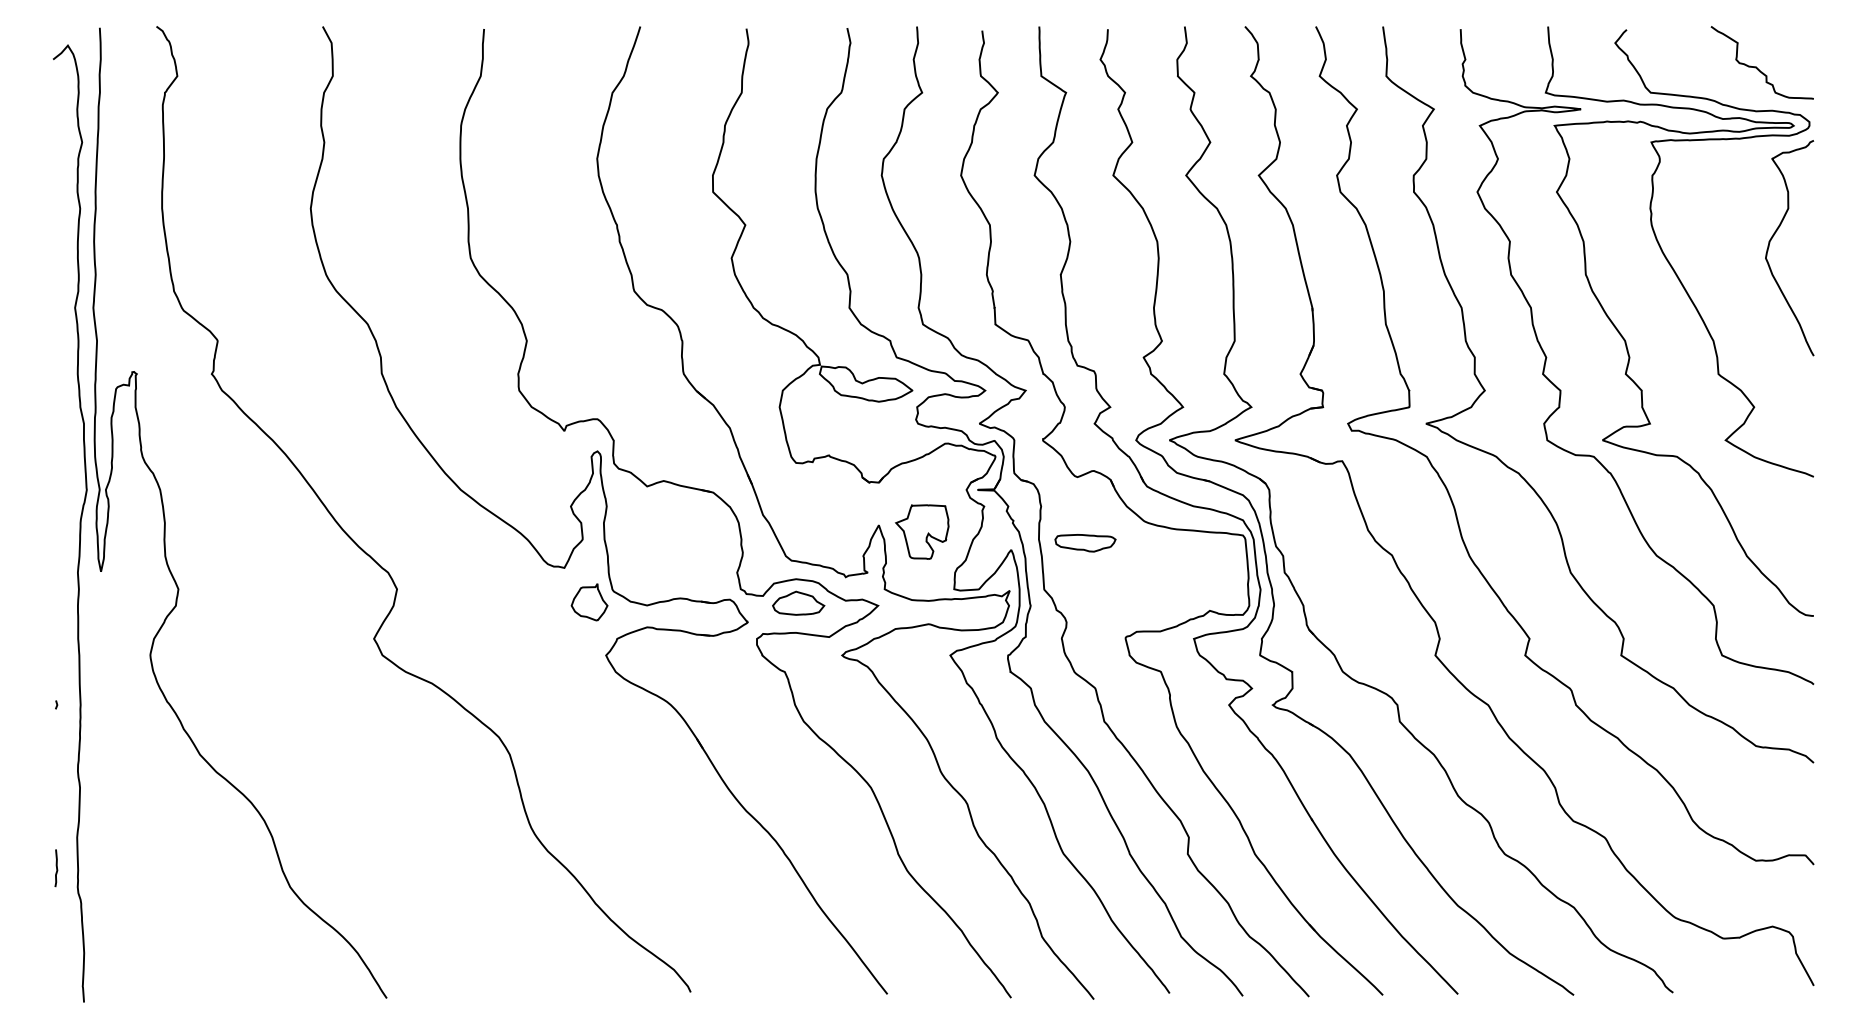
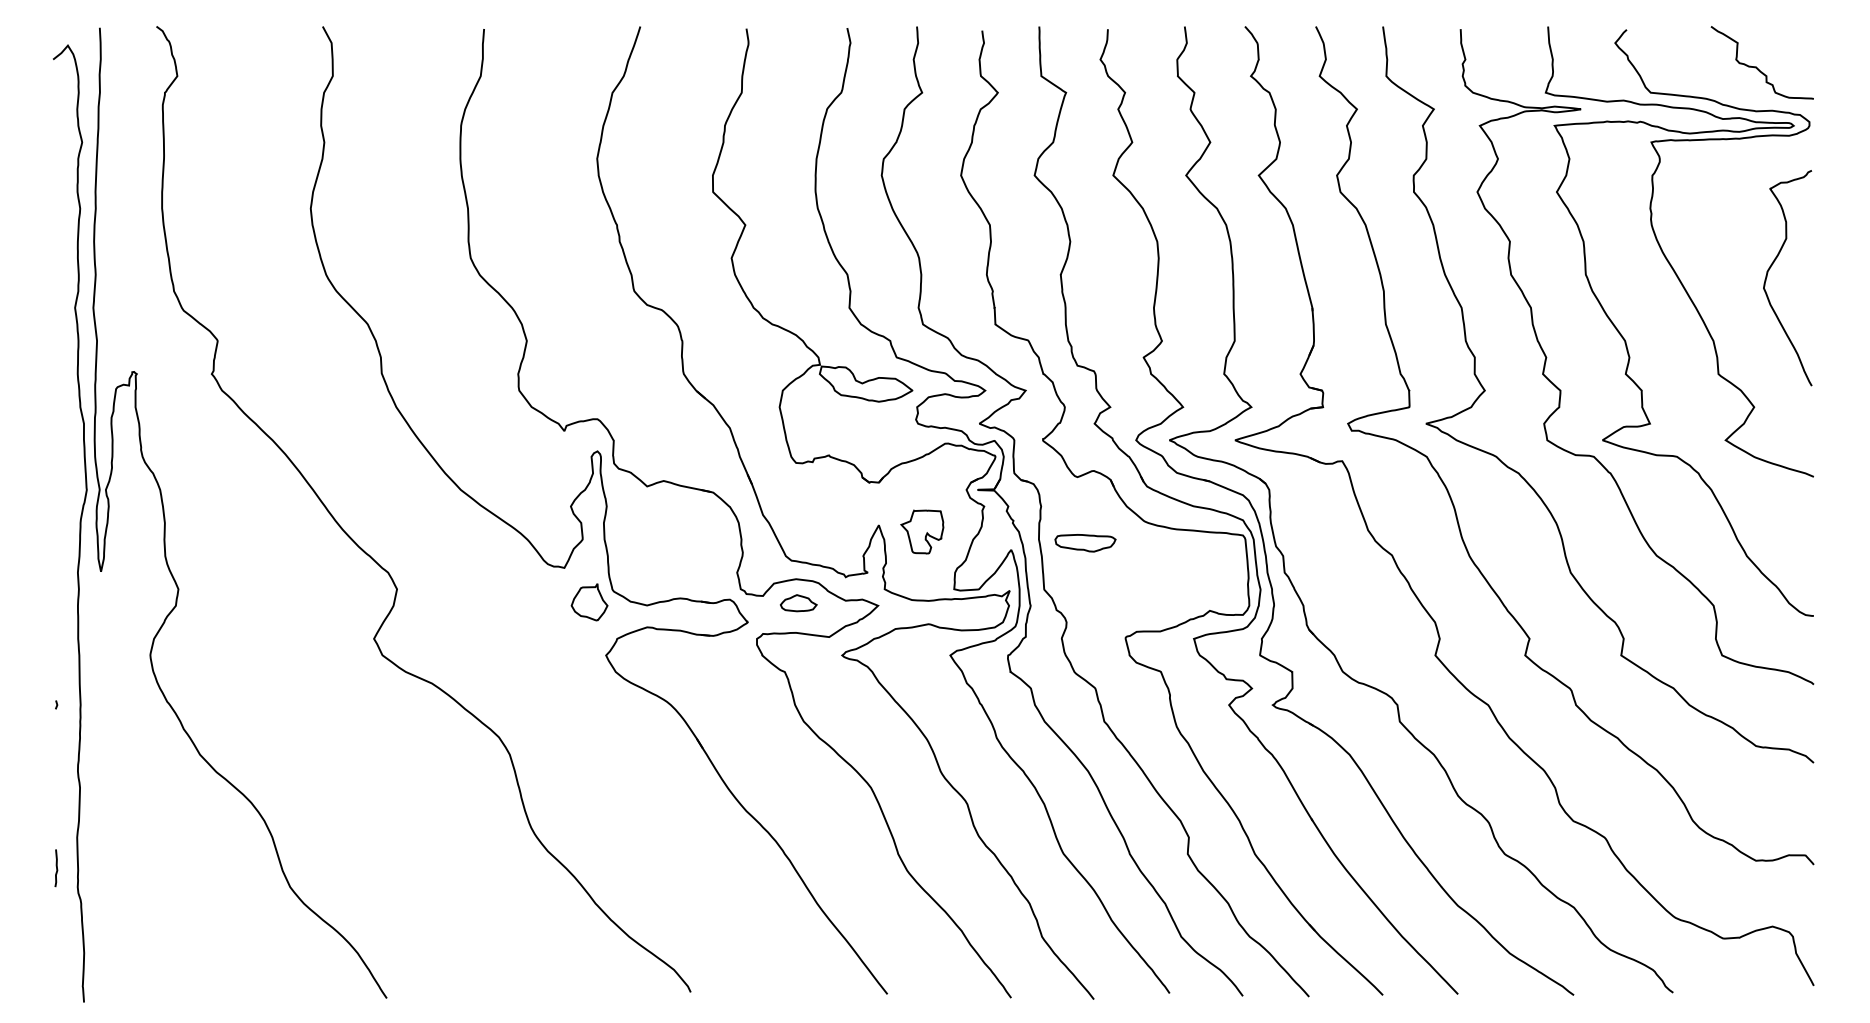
curve position: (1773, 237) -> (1771, 267) (1771, 267)
part size: 55x56 px -> 45x46 px (922, 531)
part size: 54x26 px -> 39x19 px (798, 603)
